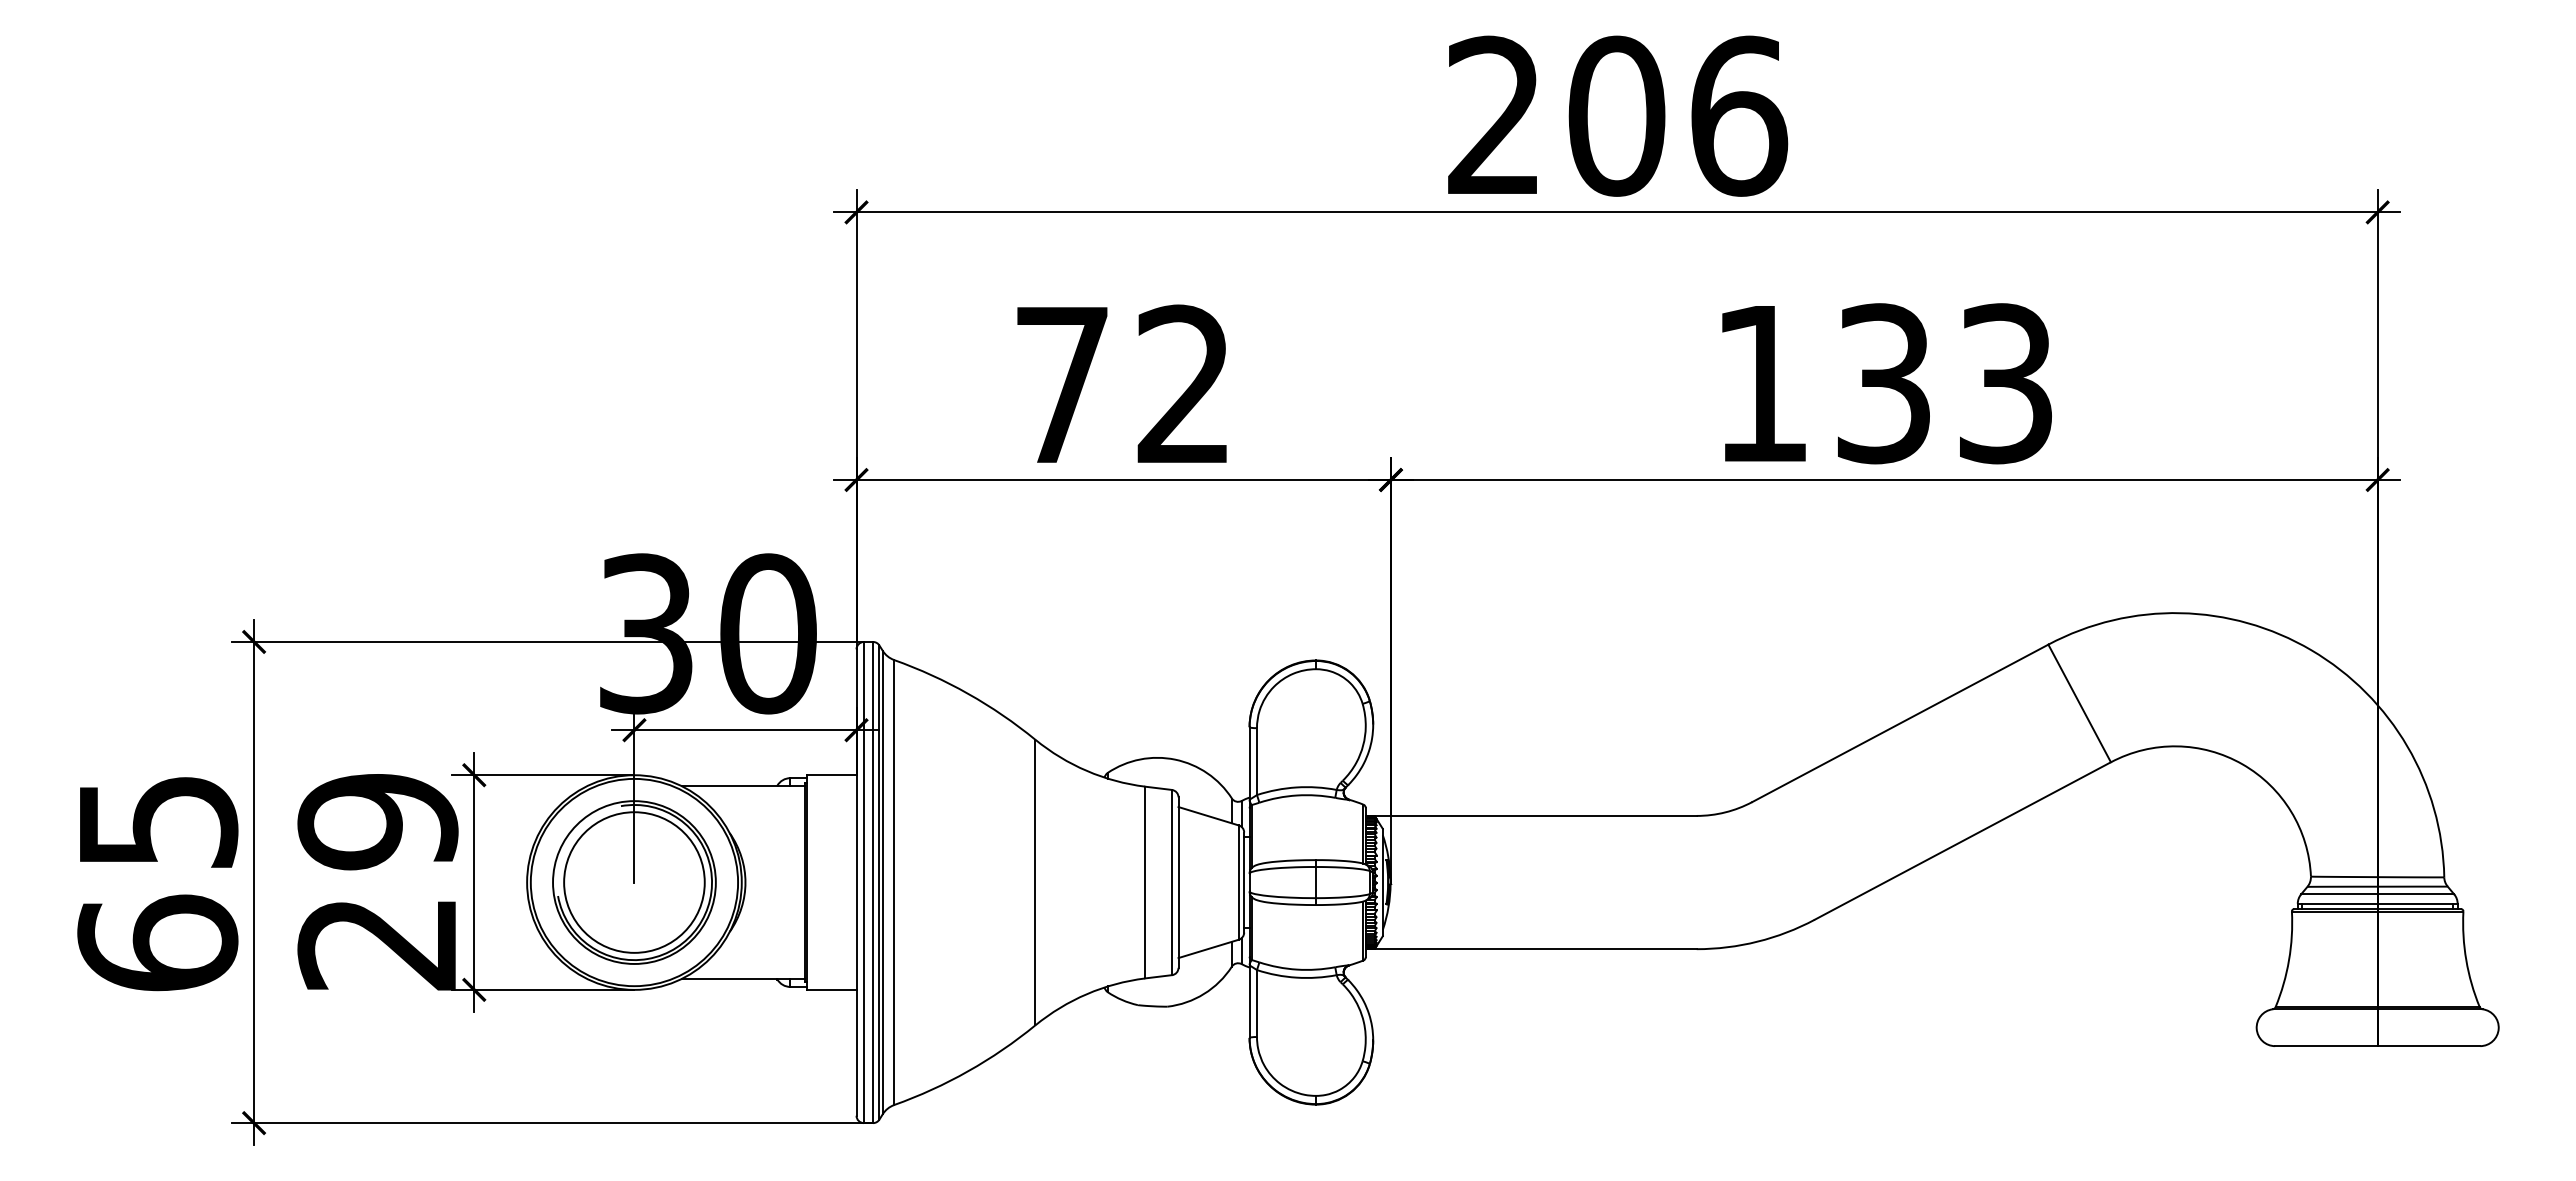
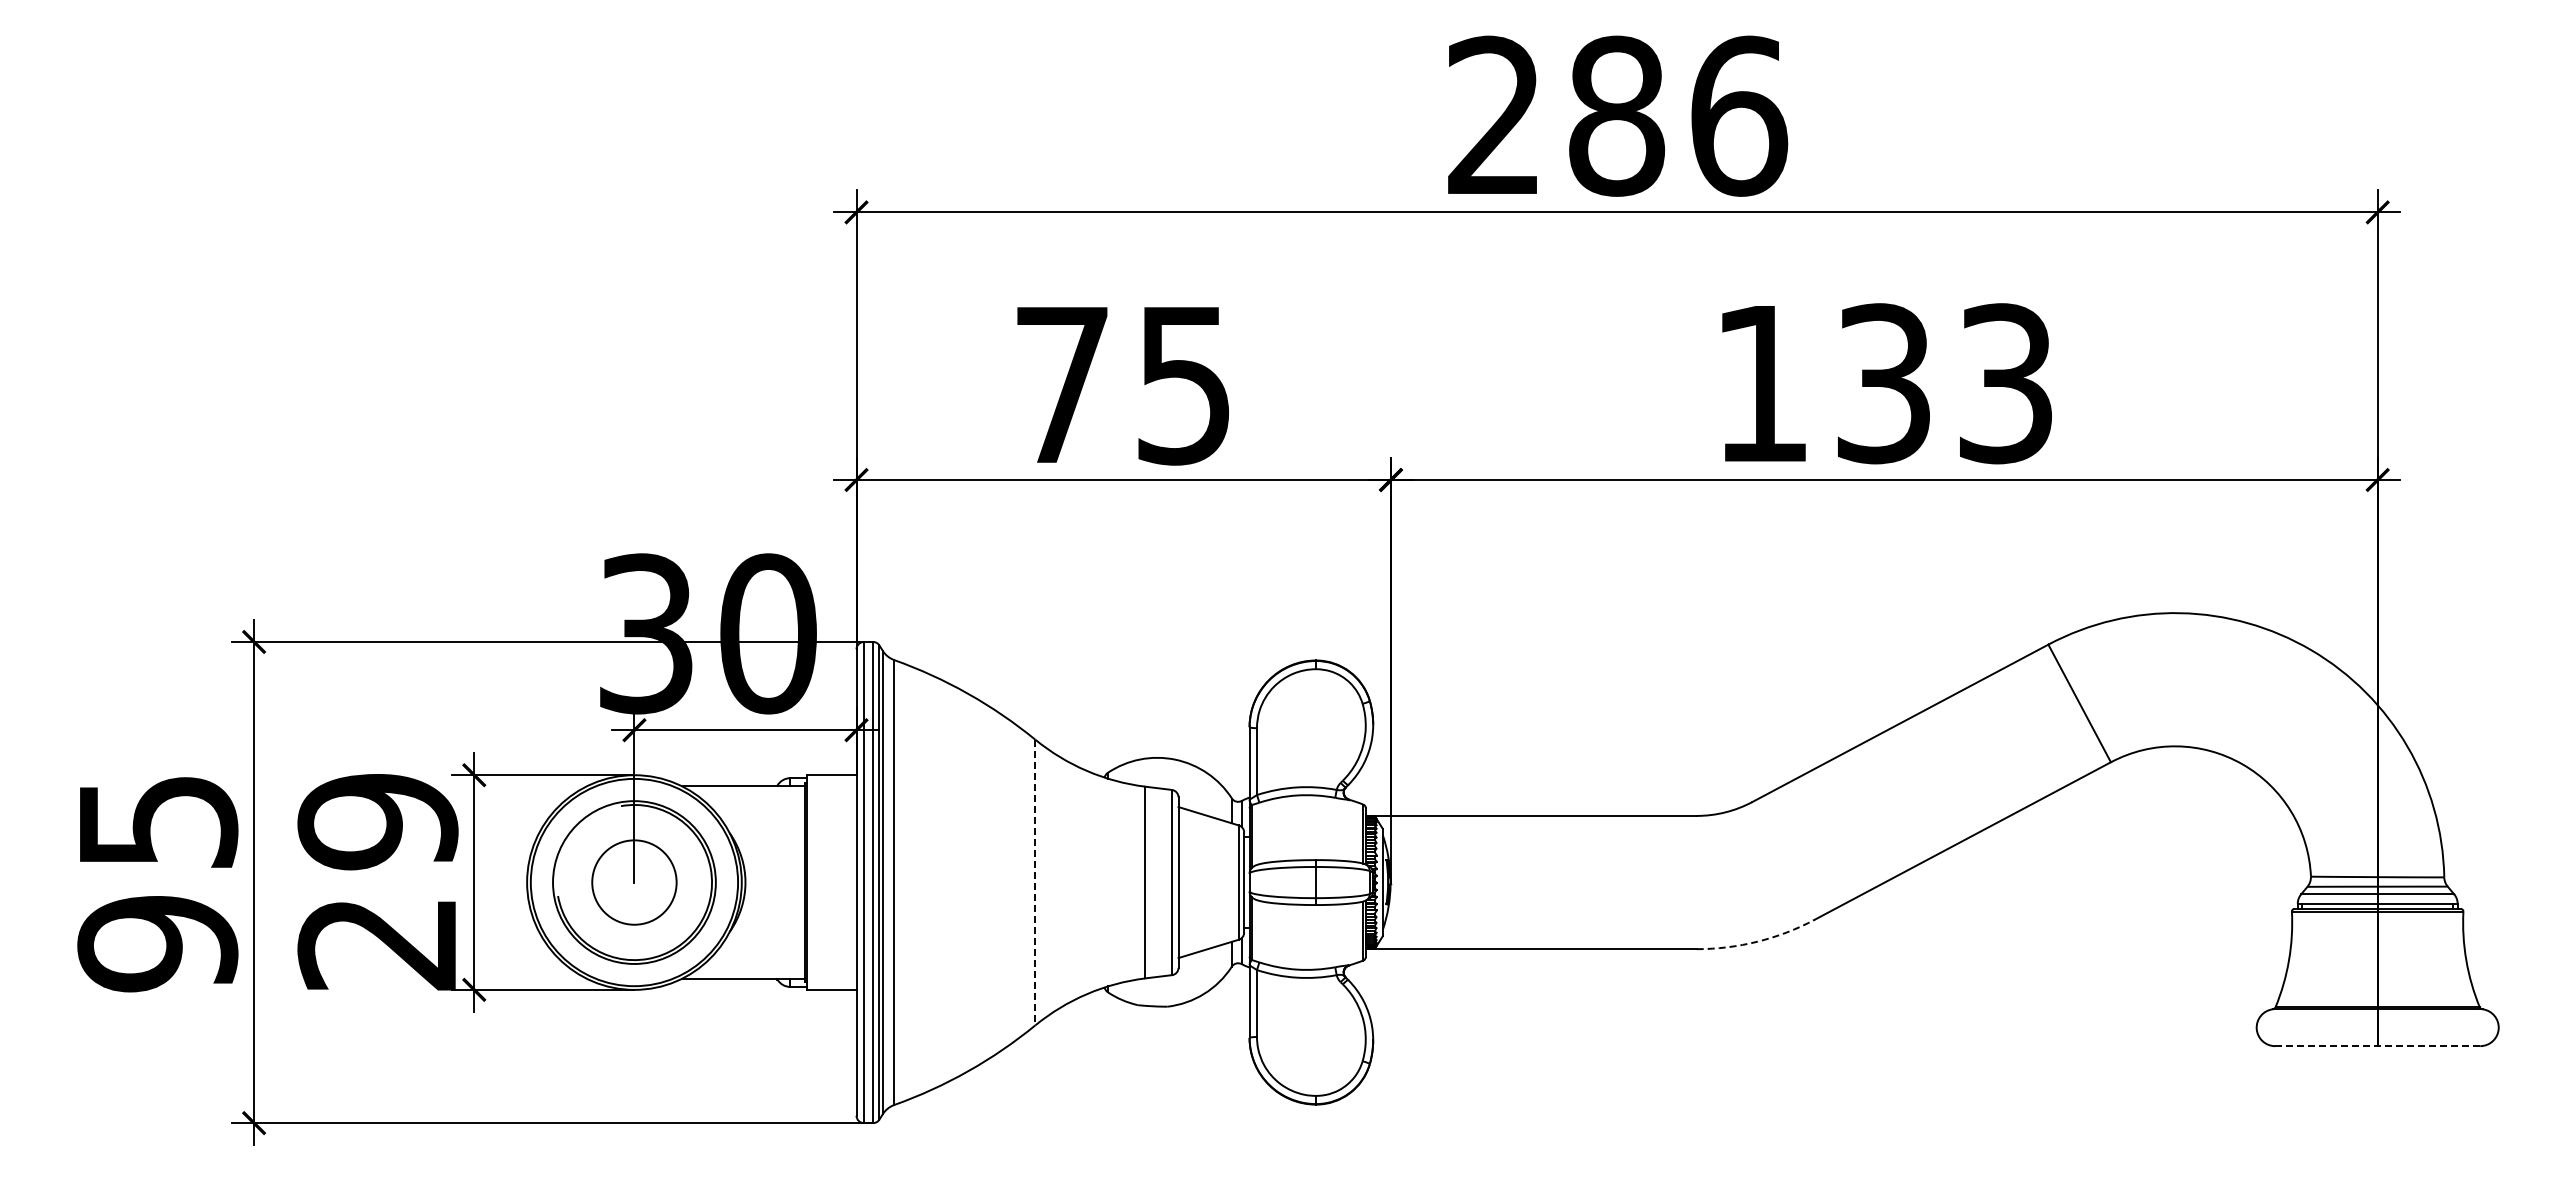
text: 206 -> 286 (1616, 115)
text: 72 -> 75 (1183, 384)
circle diameter: 141 px -> 84 px (634, 882)
line: solid -> dashed (1035, 882)
arc: solid -> dashed (1757, 941)
text: 65 -> 95 (157, 943)
line: solid -> dashed (2377, 1046)
